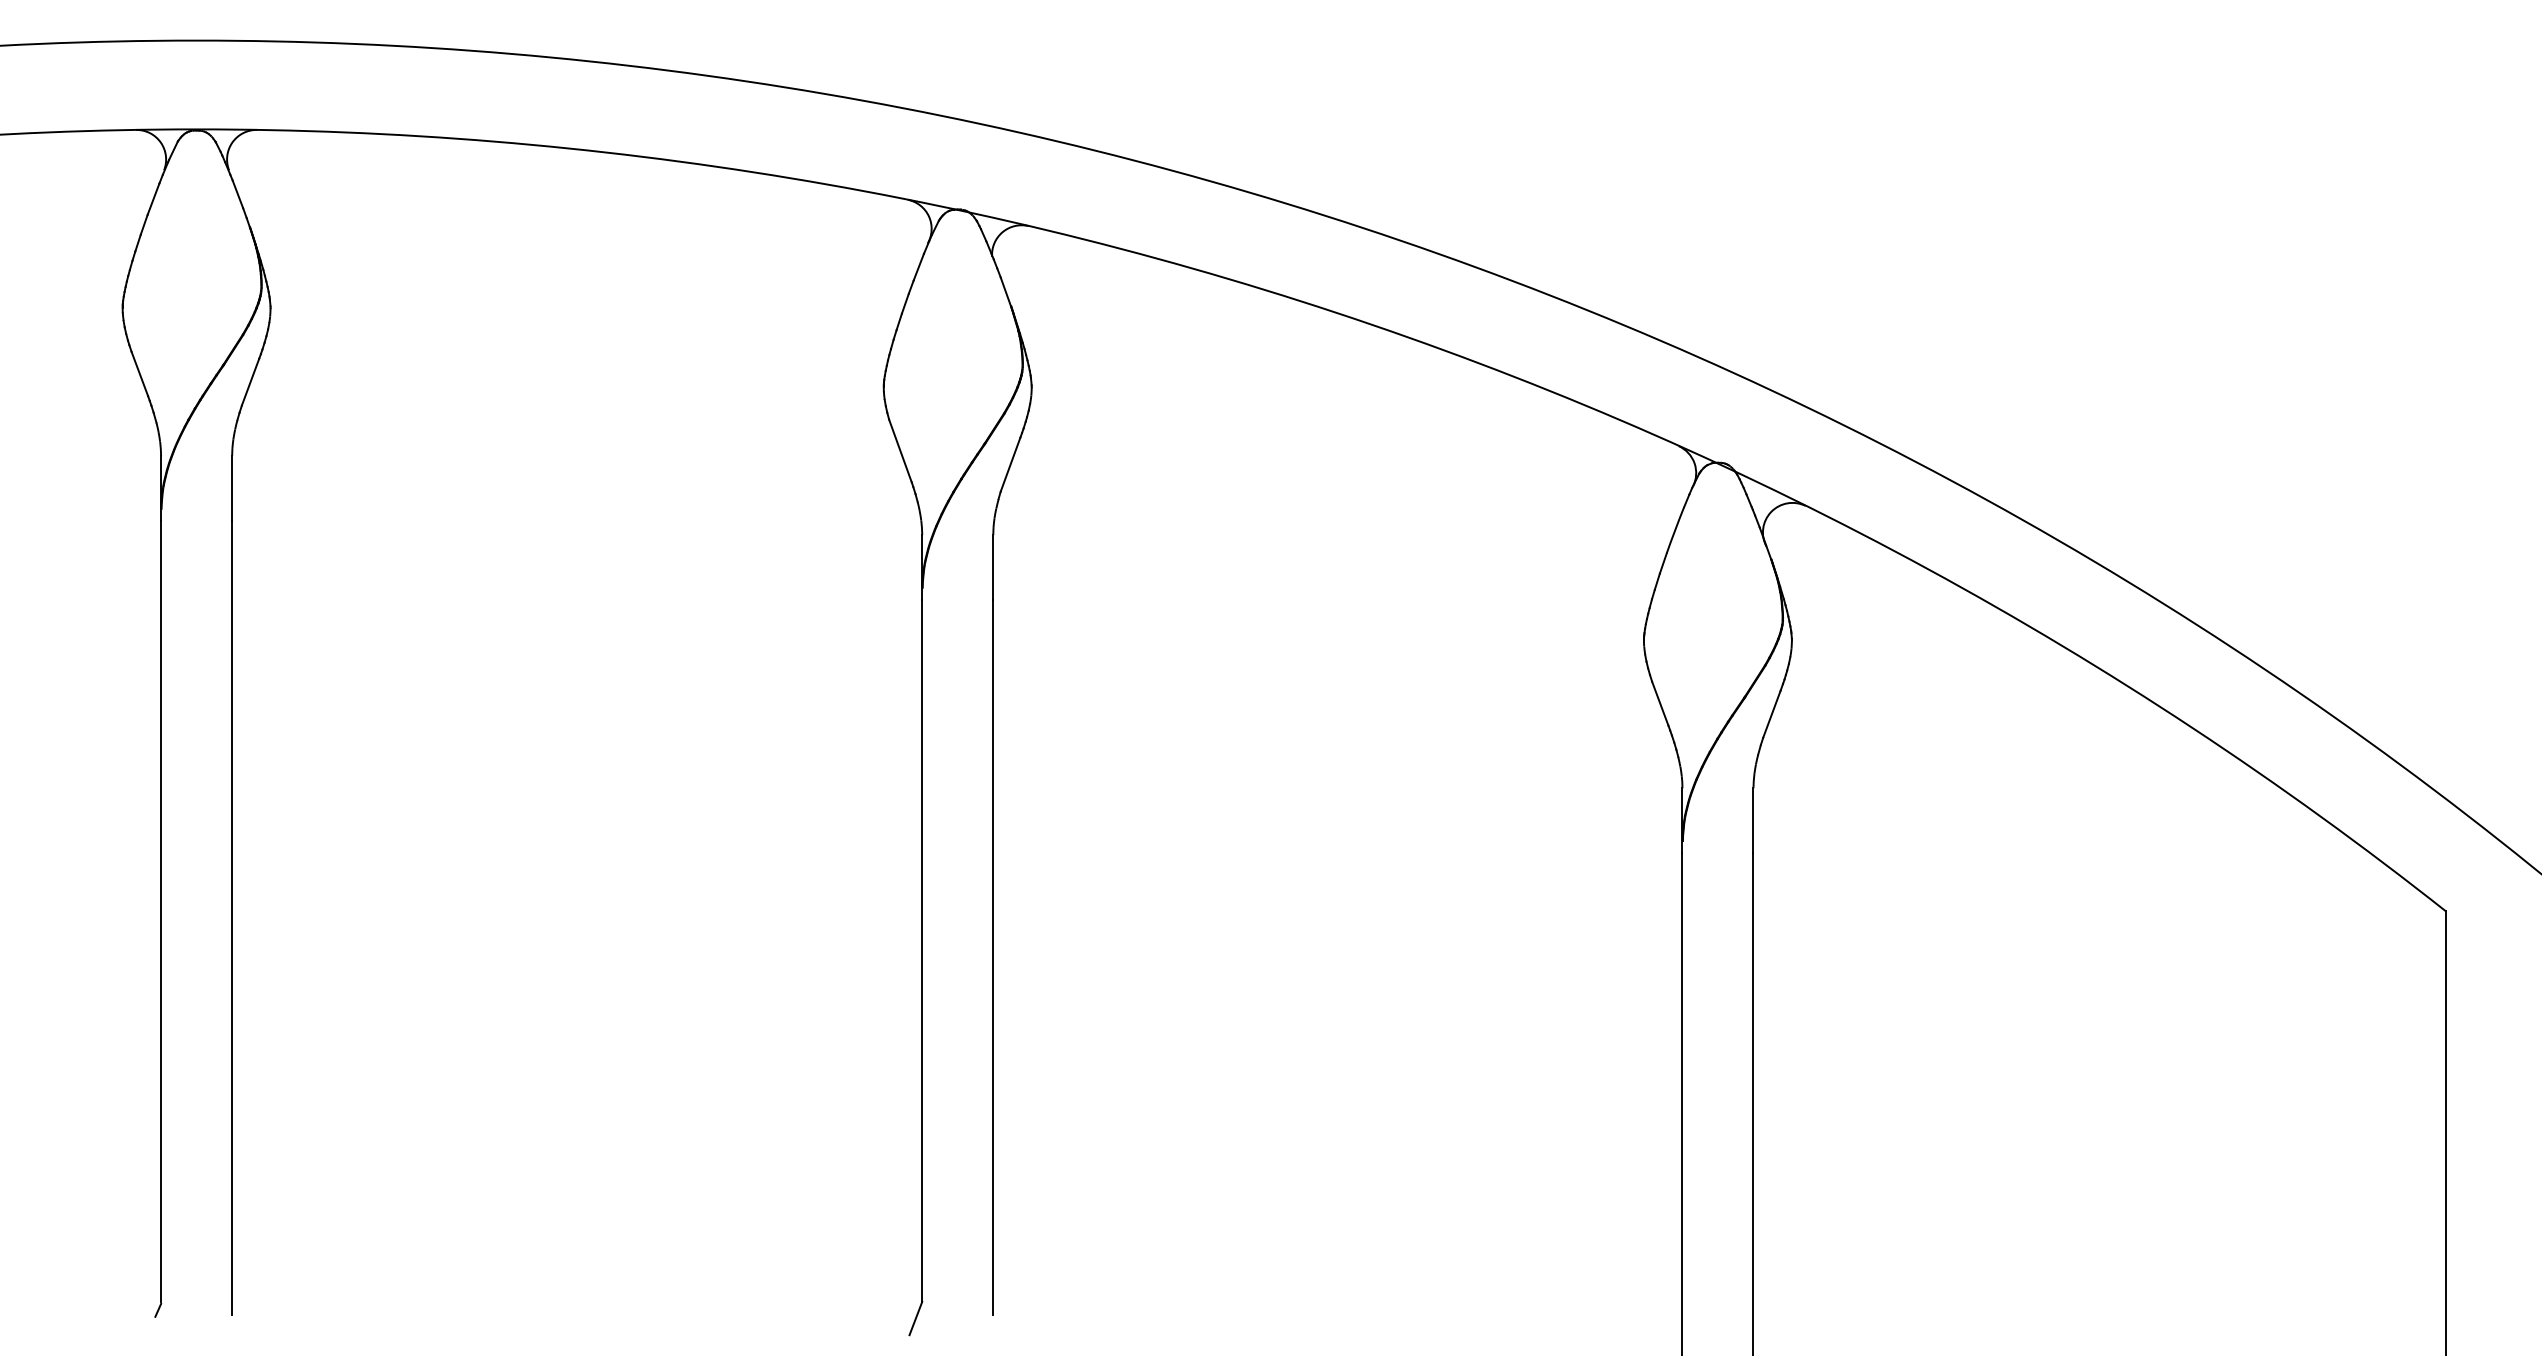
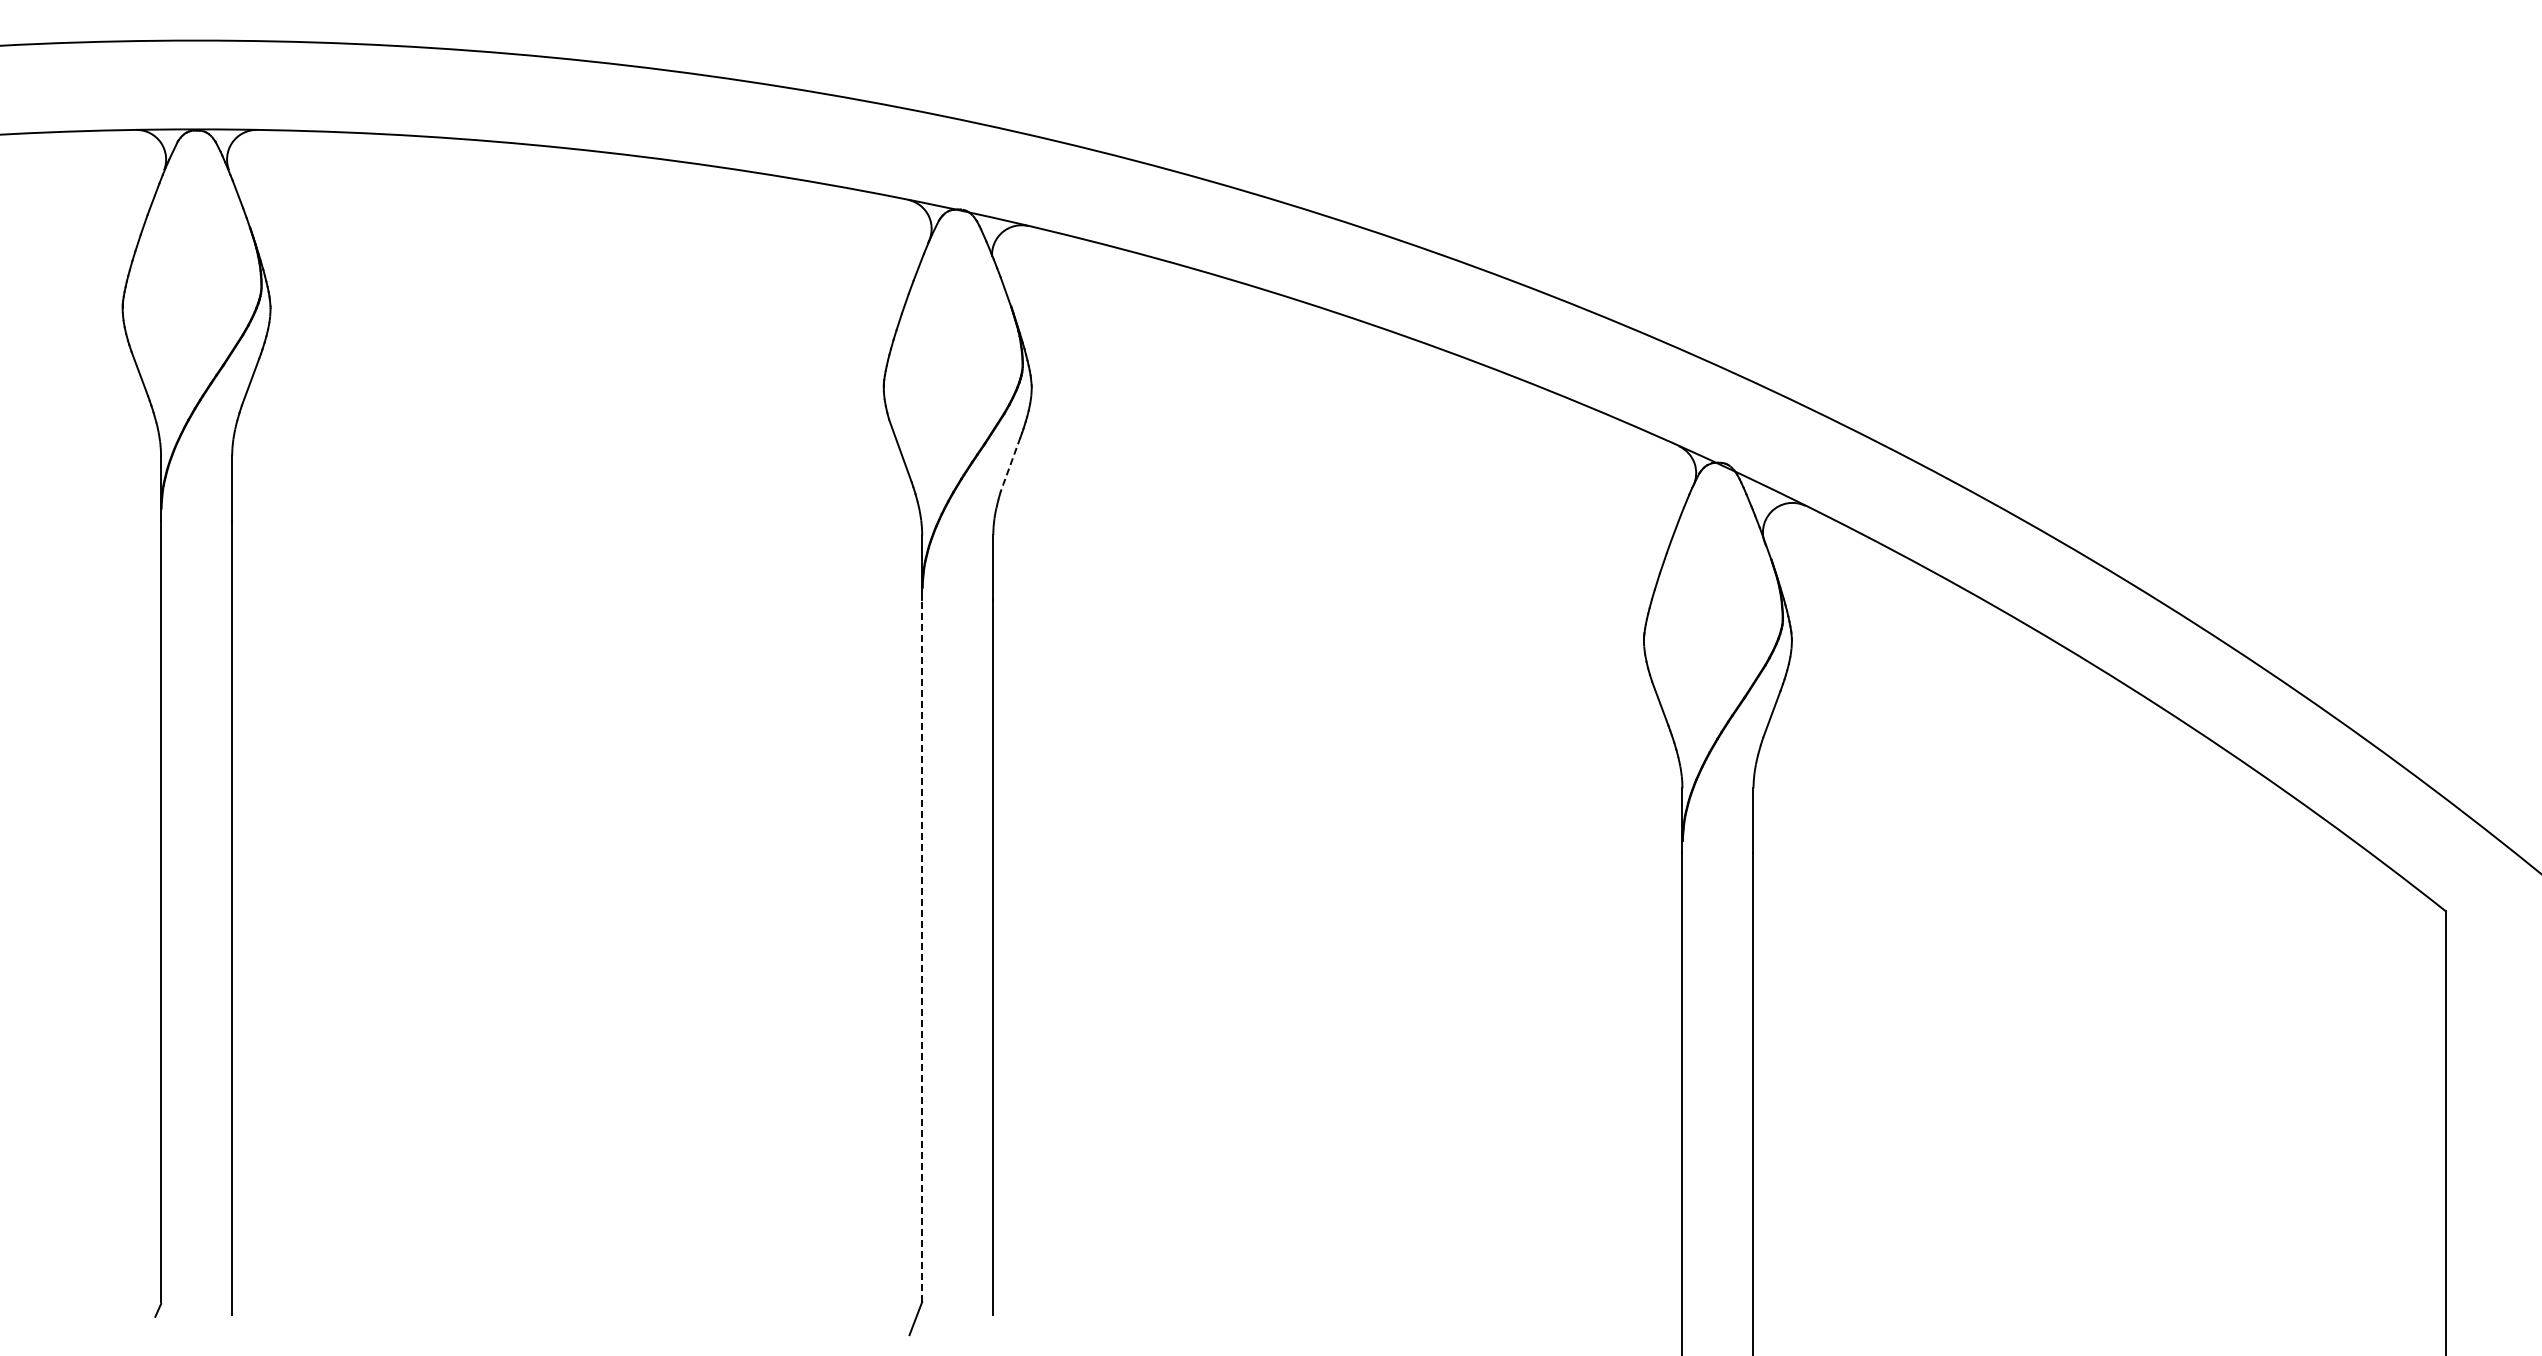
line: solid -> dashed (1010, 464)
line: solid -> dashed (922, 951)
